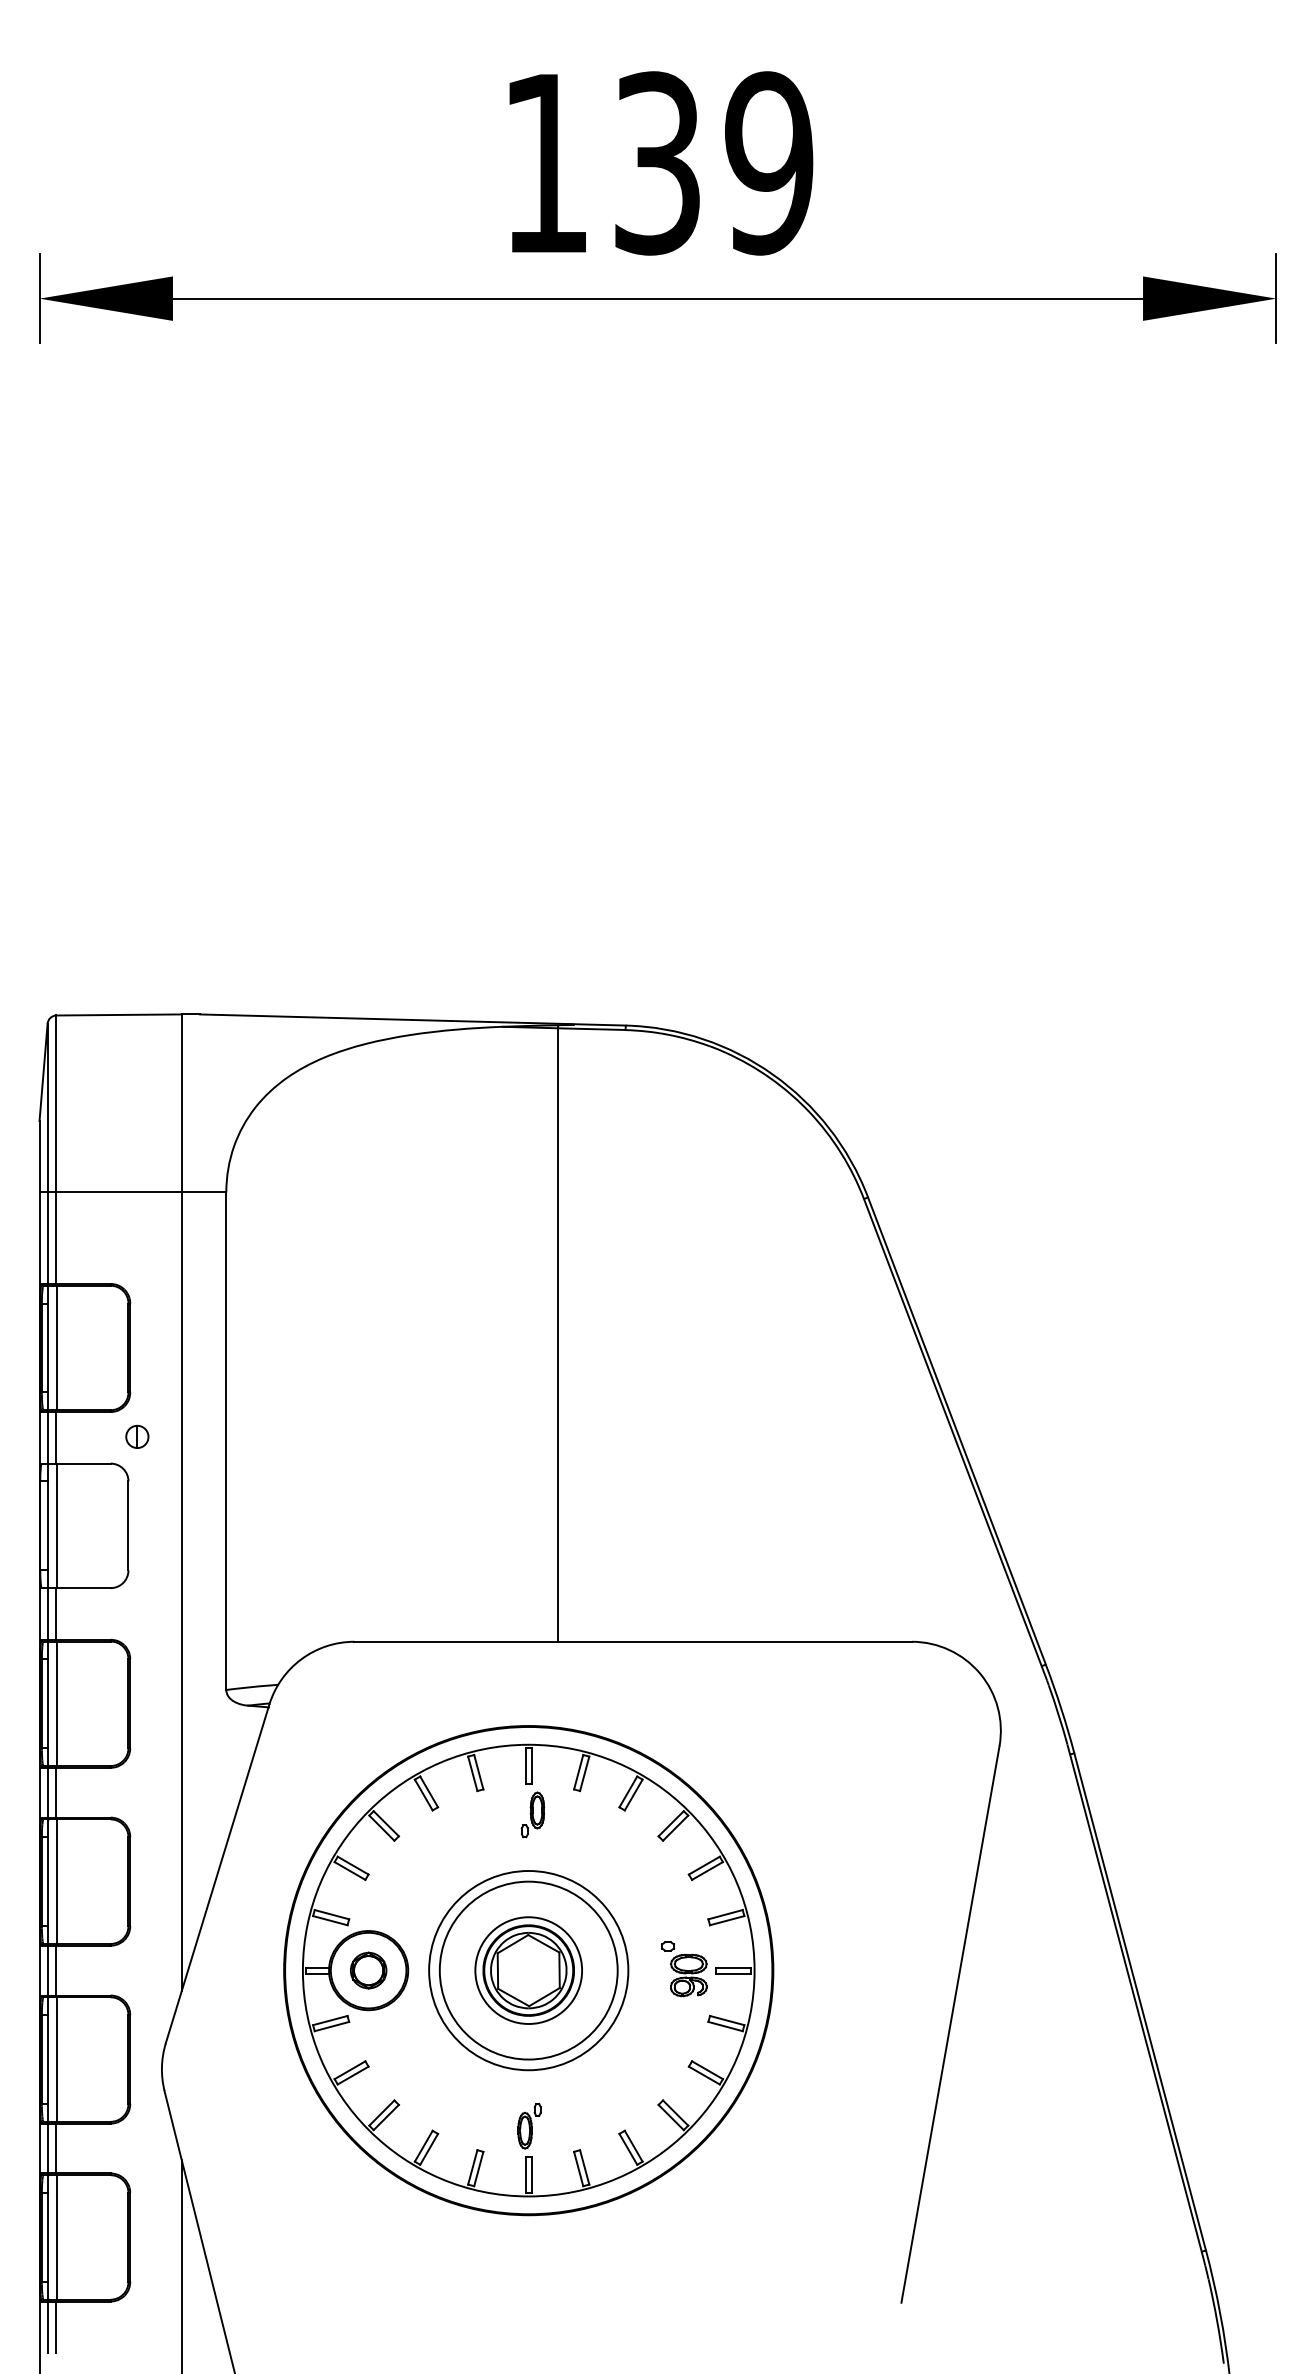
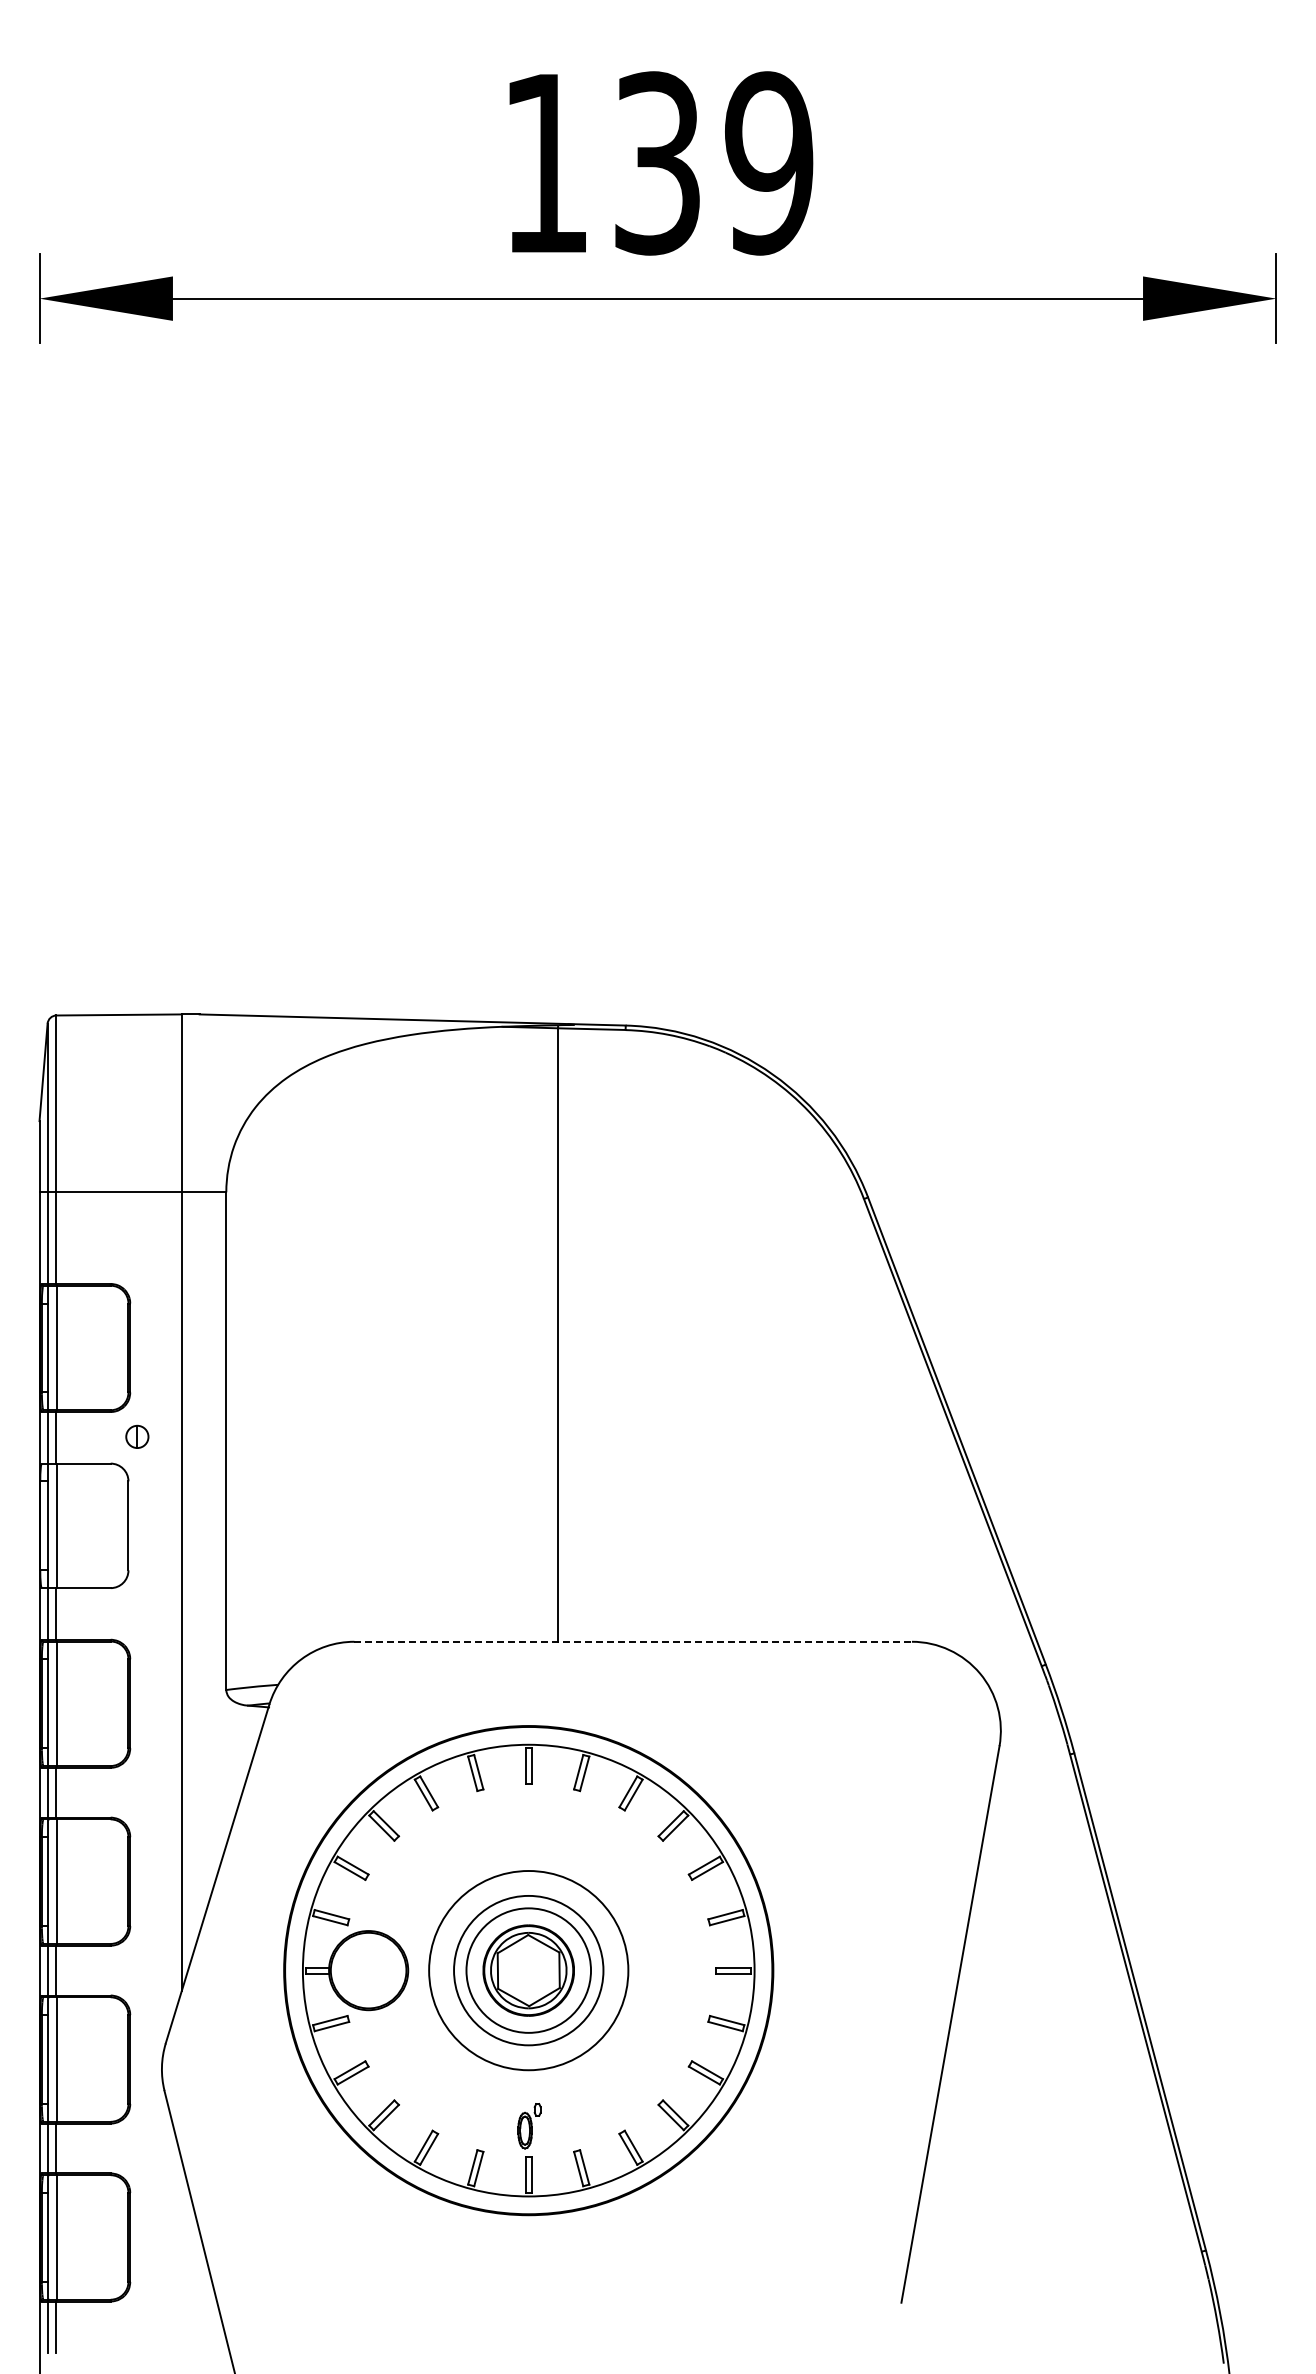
line: solid -> dashed (633, 1641)
part: present -> none (532, 1814)
part: present -> none (684, 1969)
part: present -> none (368, 1970)
circle diameter: 107 px -> 149 px (528, 1970)
circle diameter: 178 px -> 125 px (528, 1970)
line: present -> none (181, 2265)
